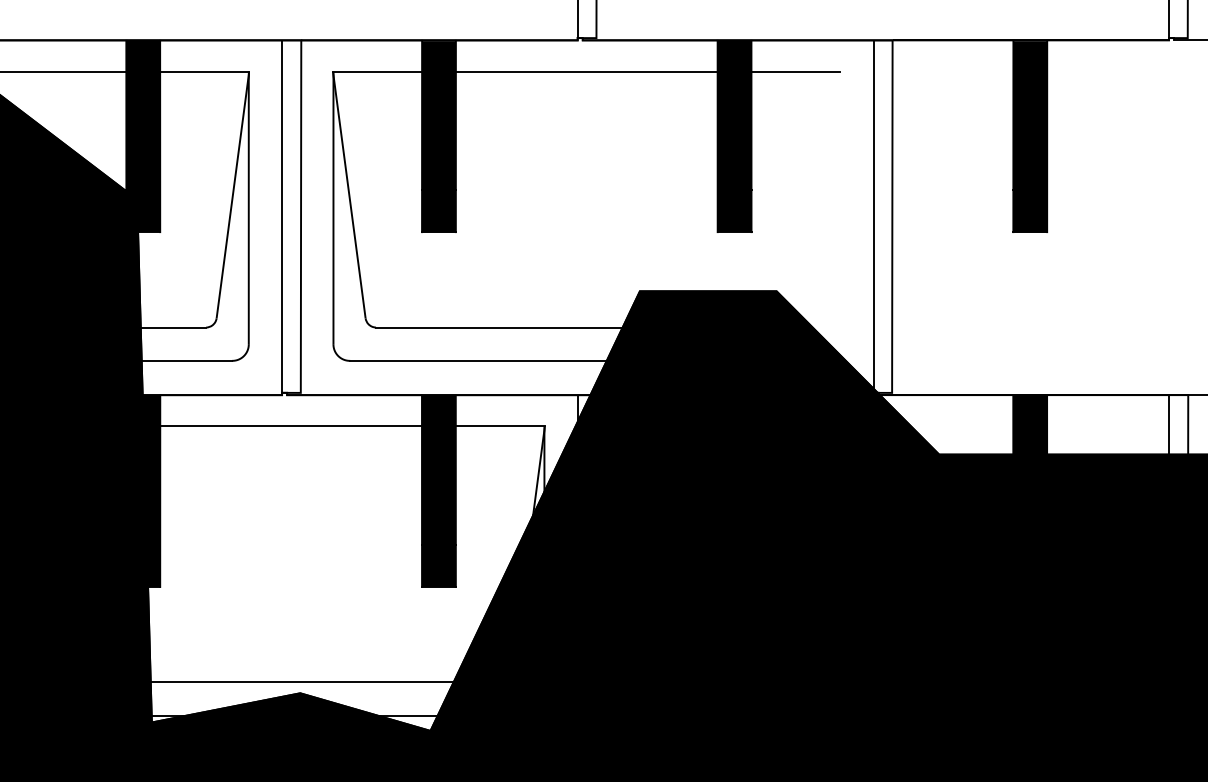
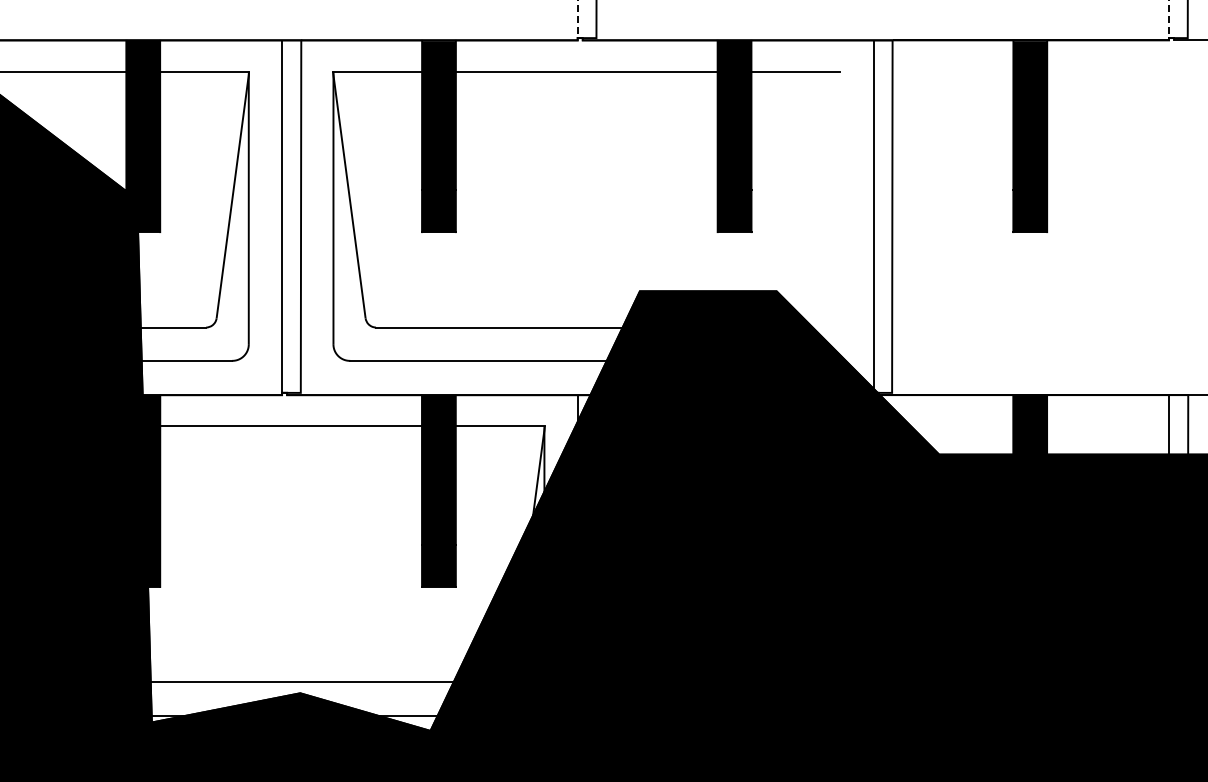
line: solid -> dashed (578, 19)
line: solid -> dashed (1169, 19)
